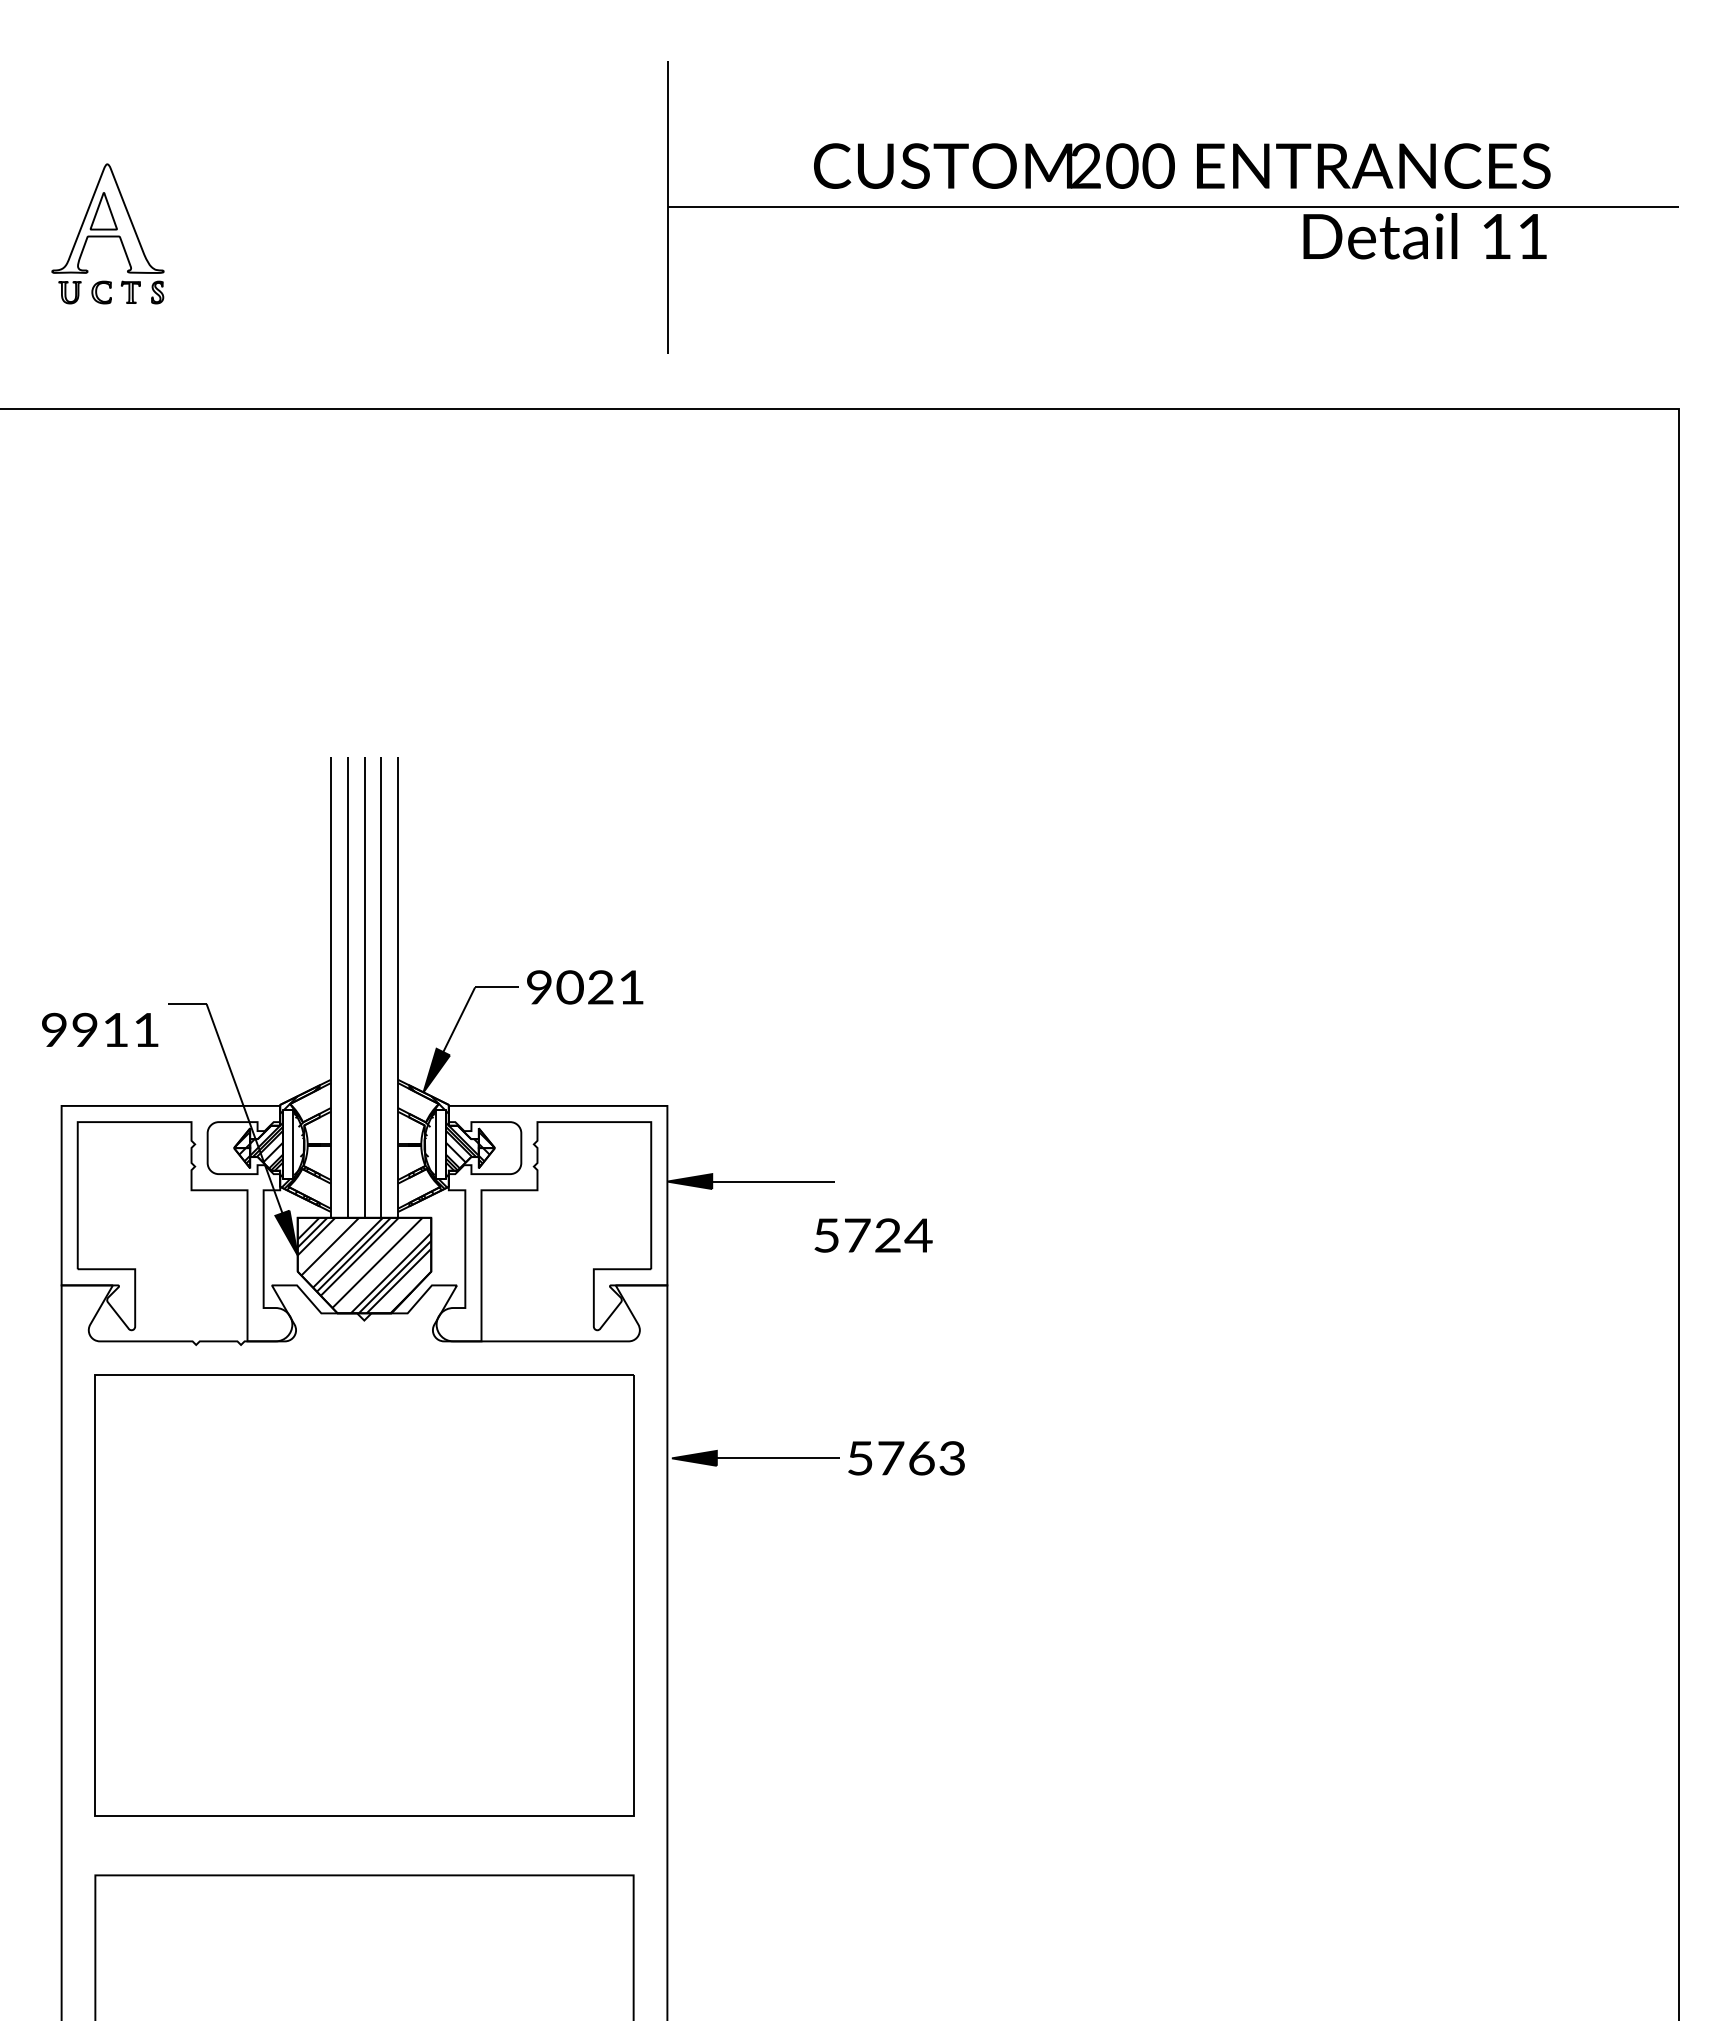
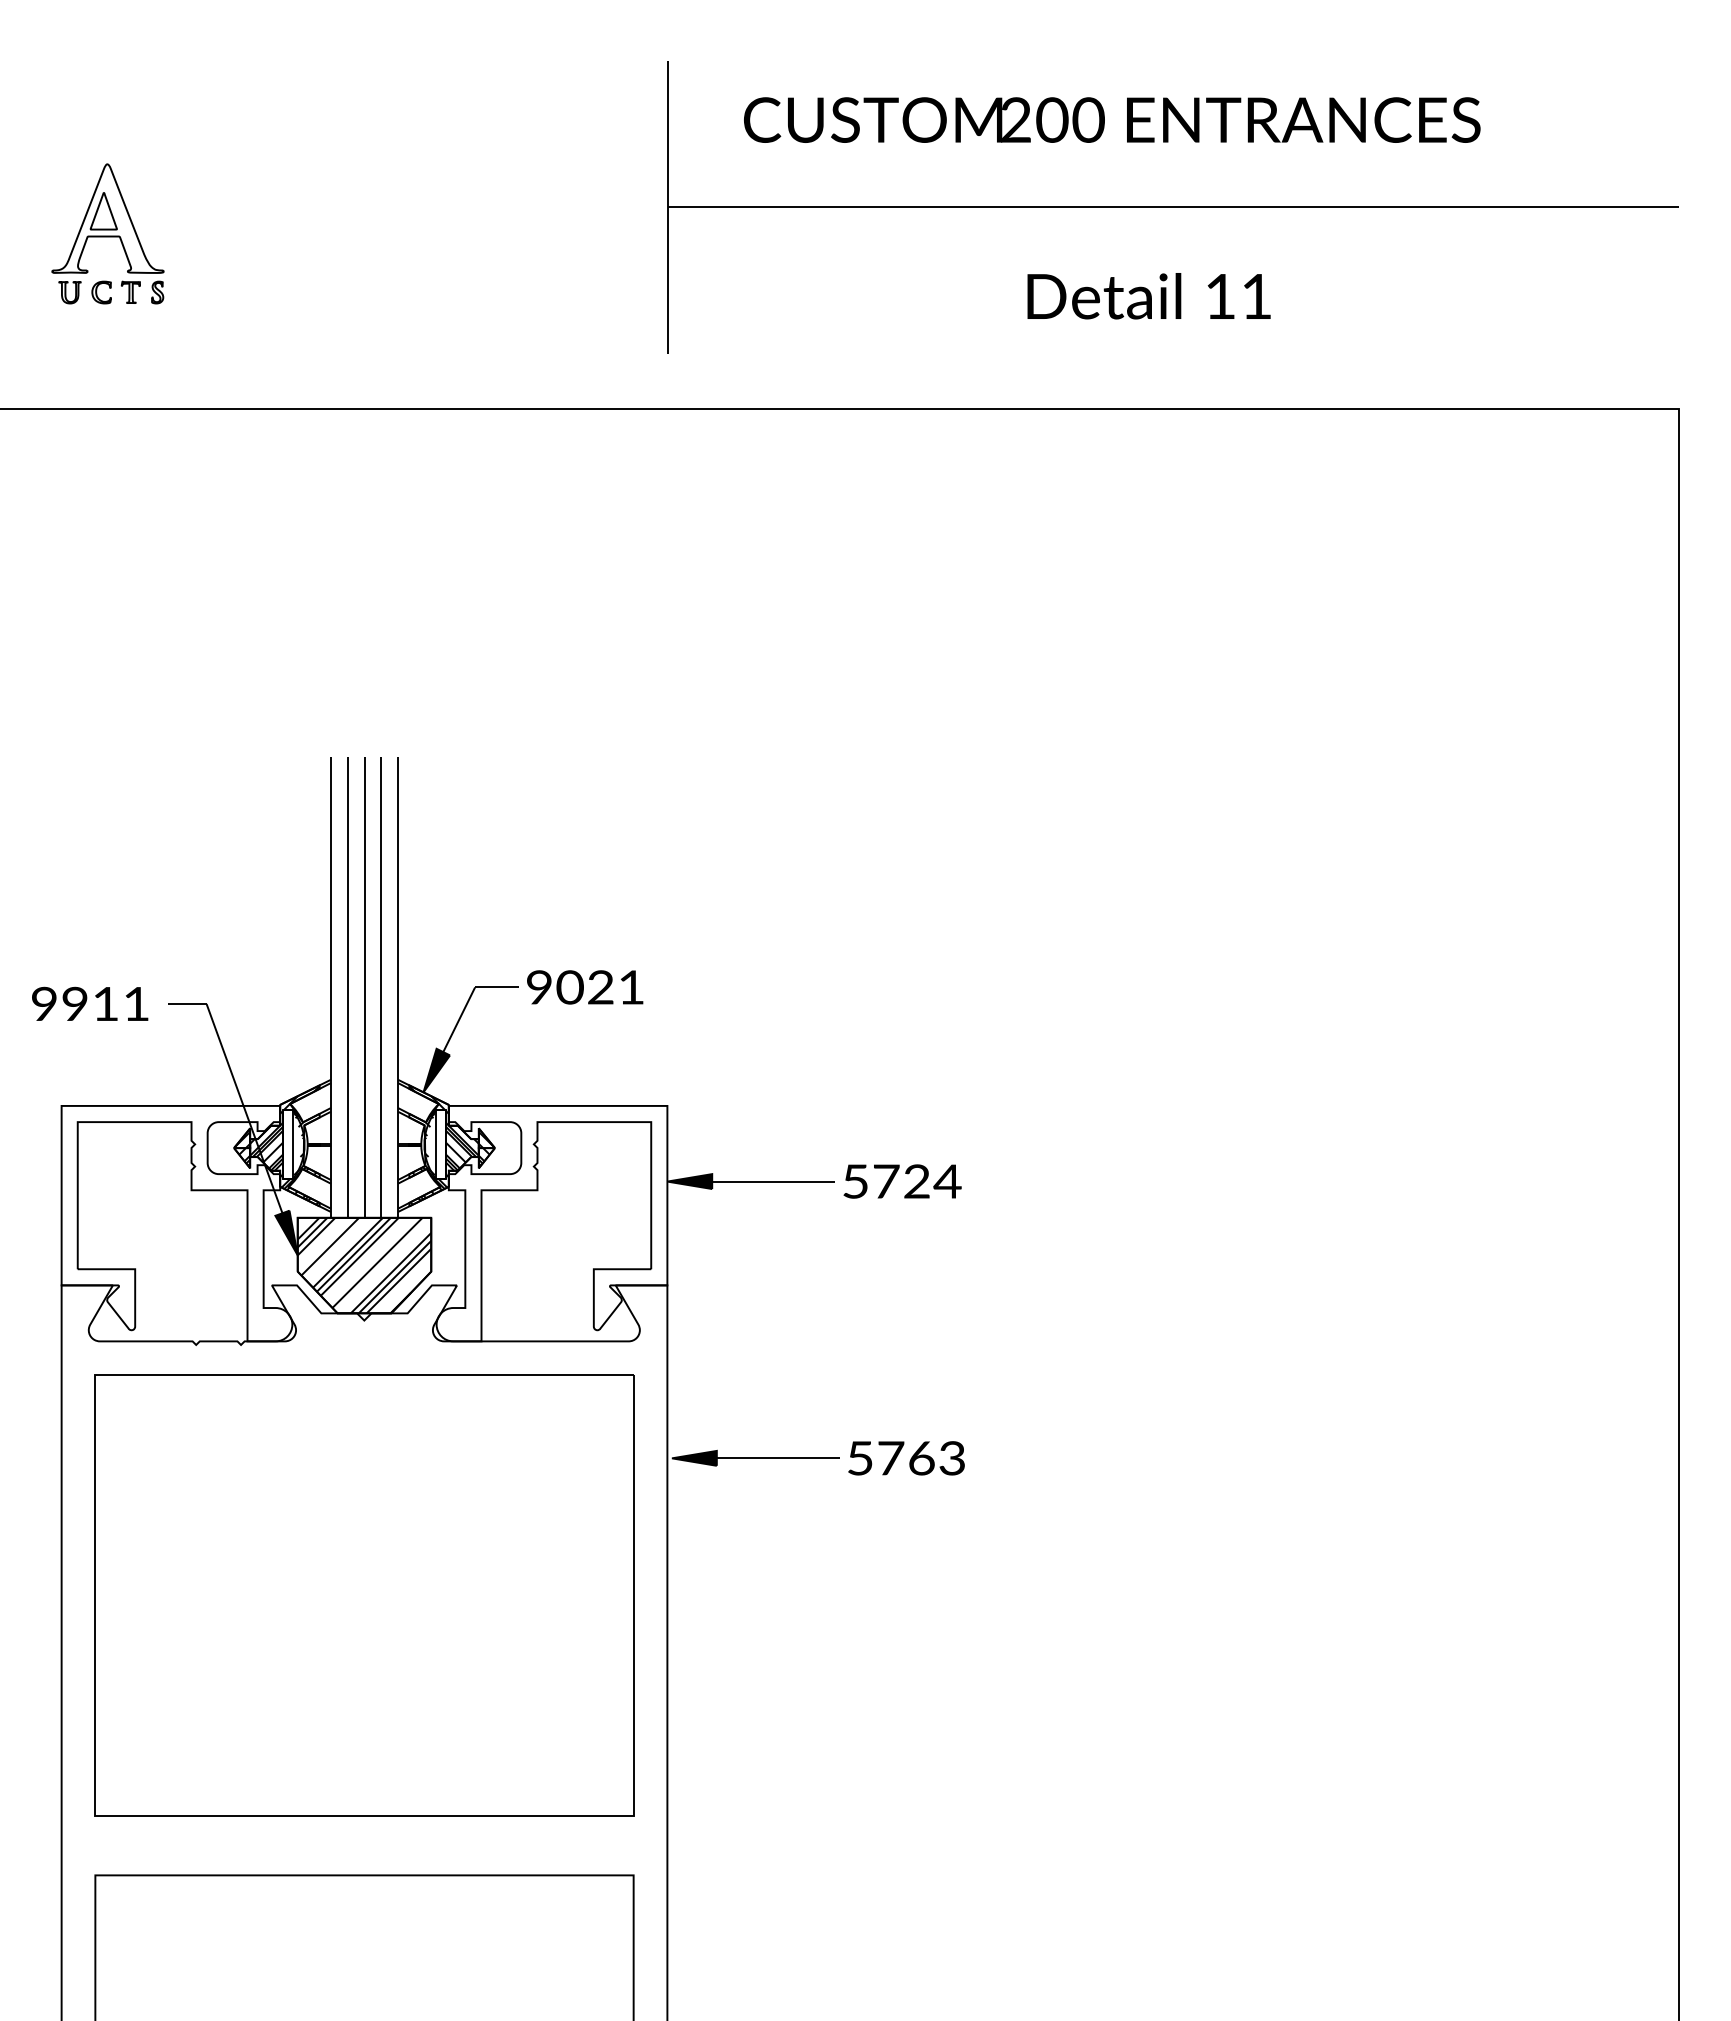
text position: (1182, 165) -> (1112, 119) (1112, 119)
text position: (1424, 236) -> (1148, 296) (1148, 296)
text position: (100, 1029) -> (90, 1003) (90, 1003)
text position: (873, 1235) -> (902, 1181) (902, 1181)
